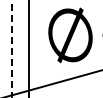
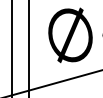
line: dashed -> solid (12, 49)
